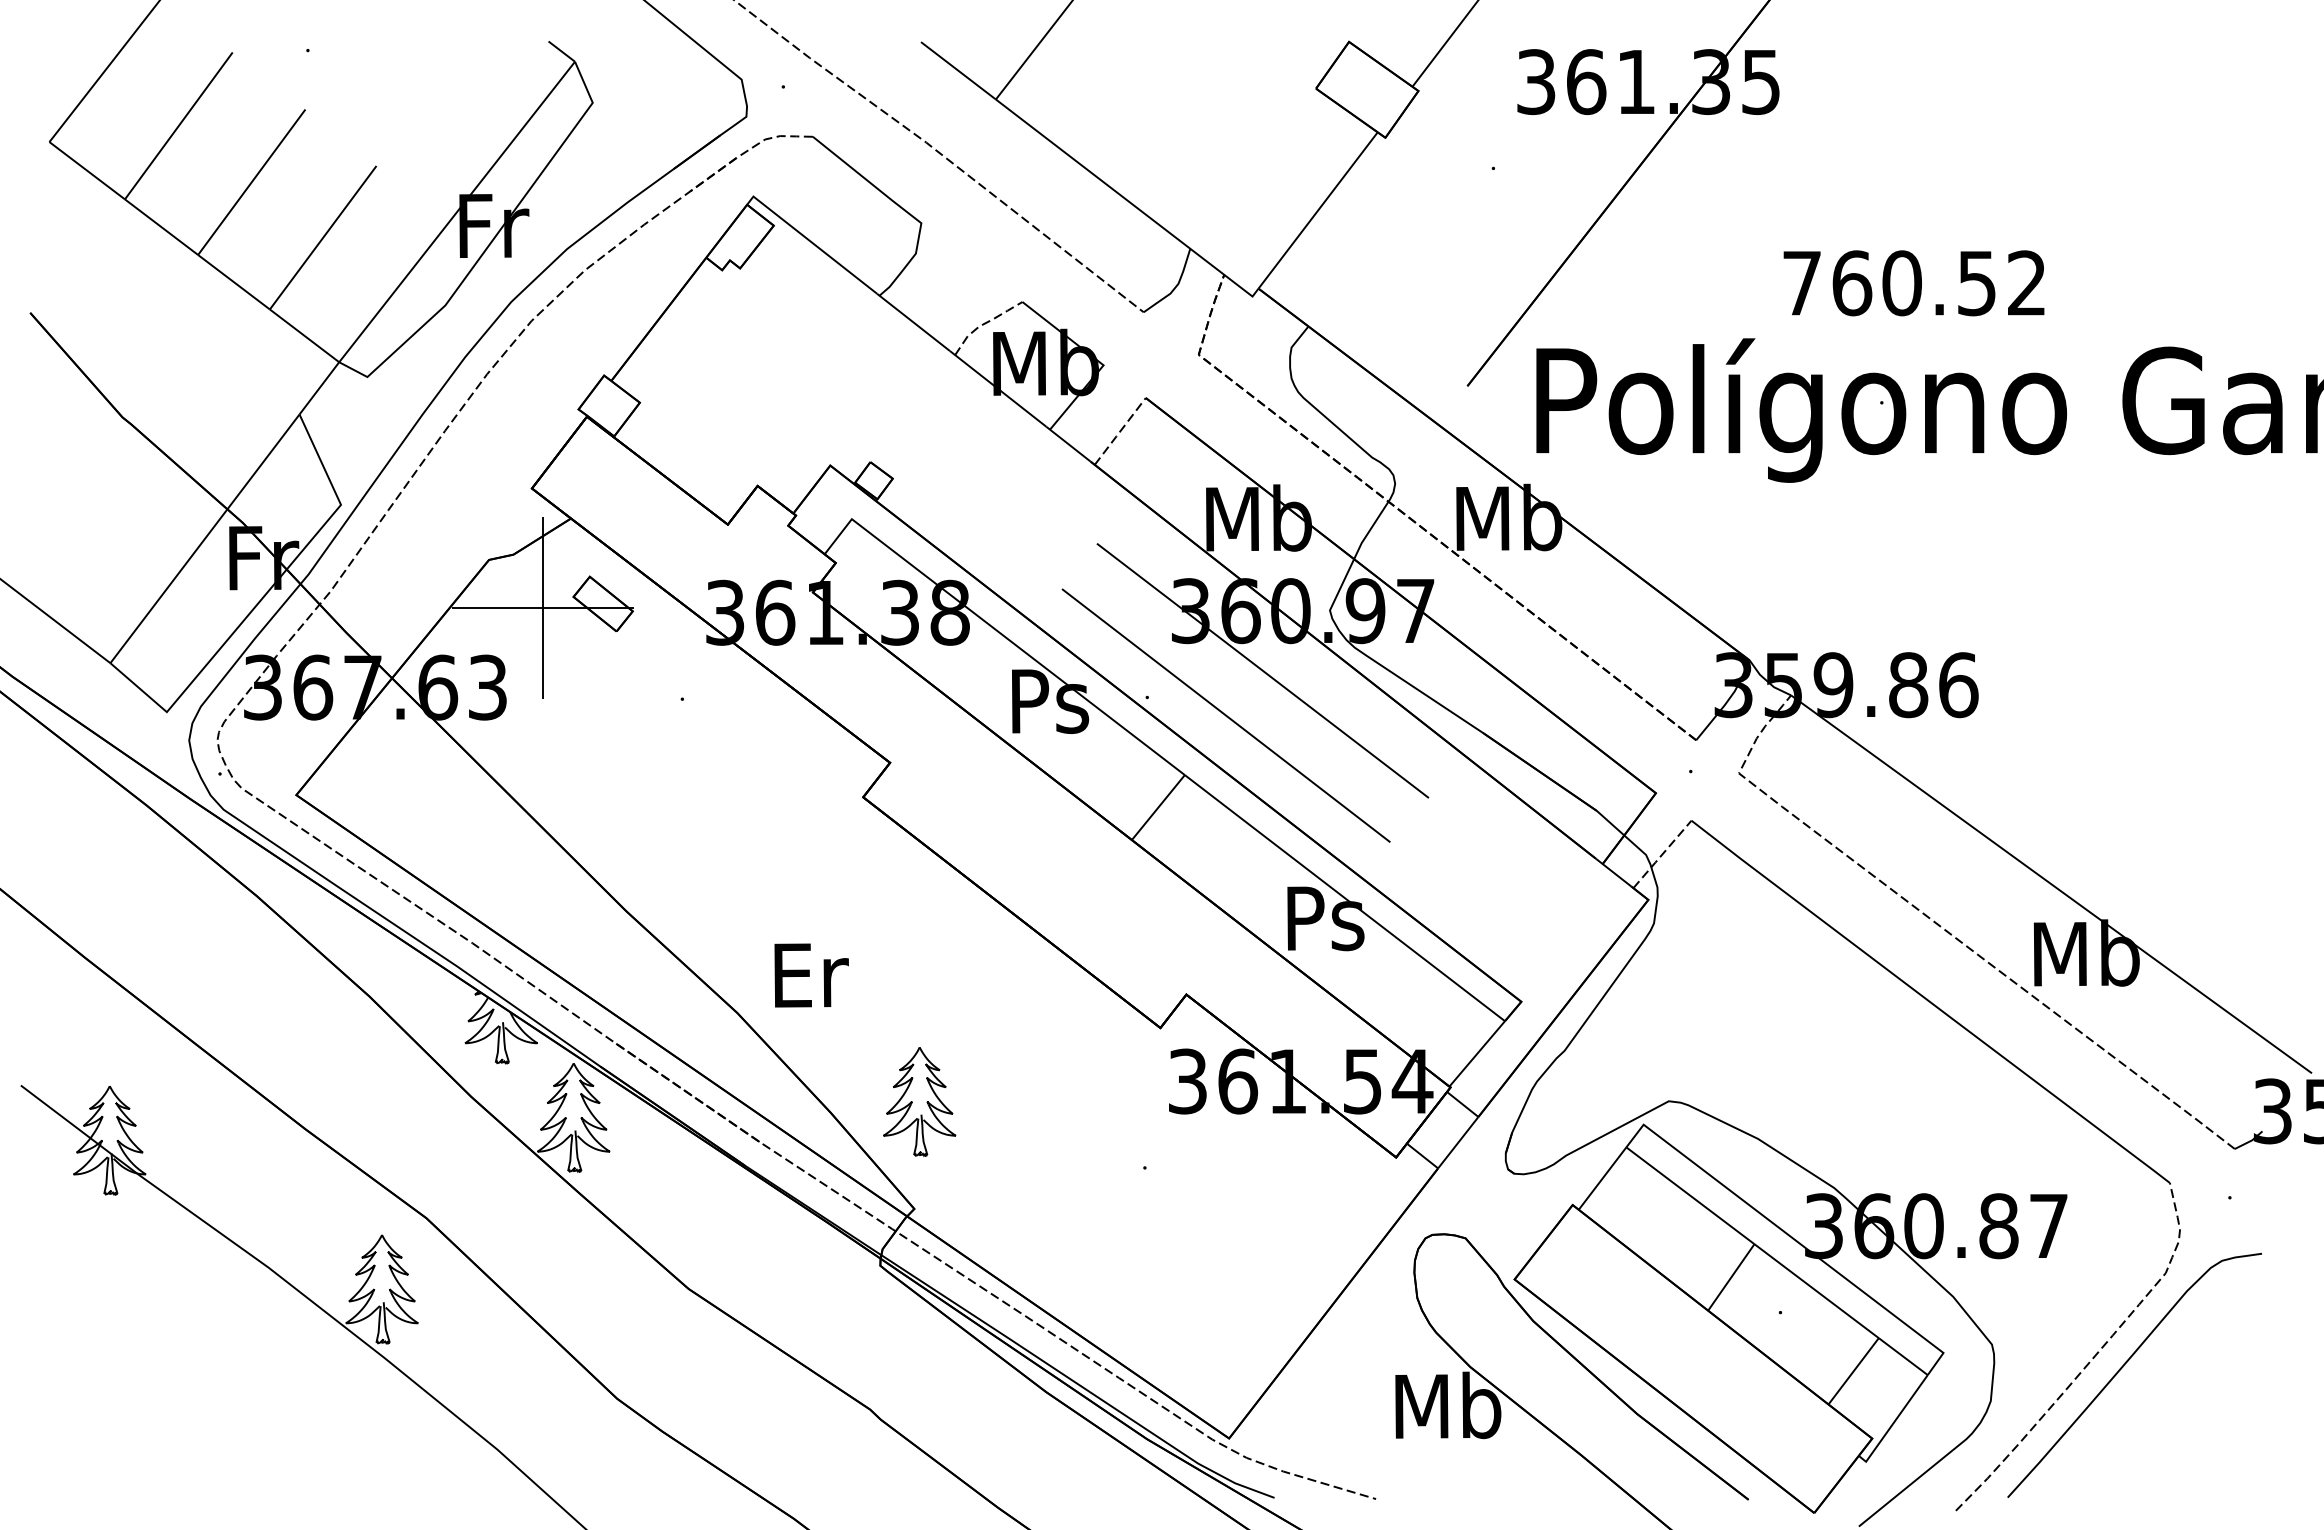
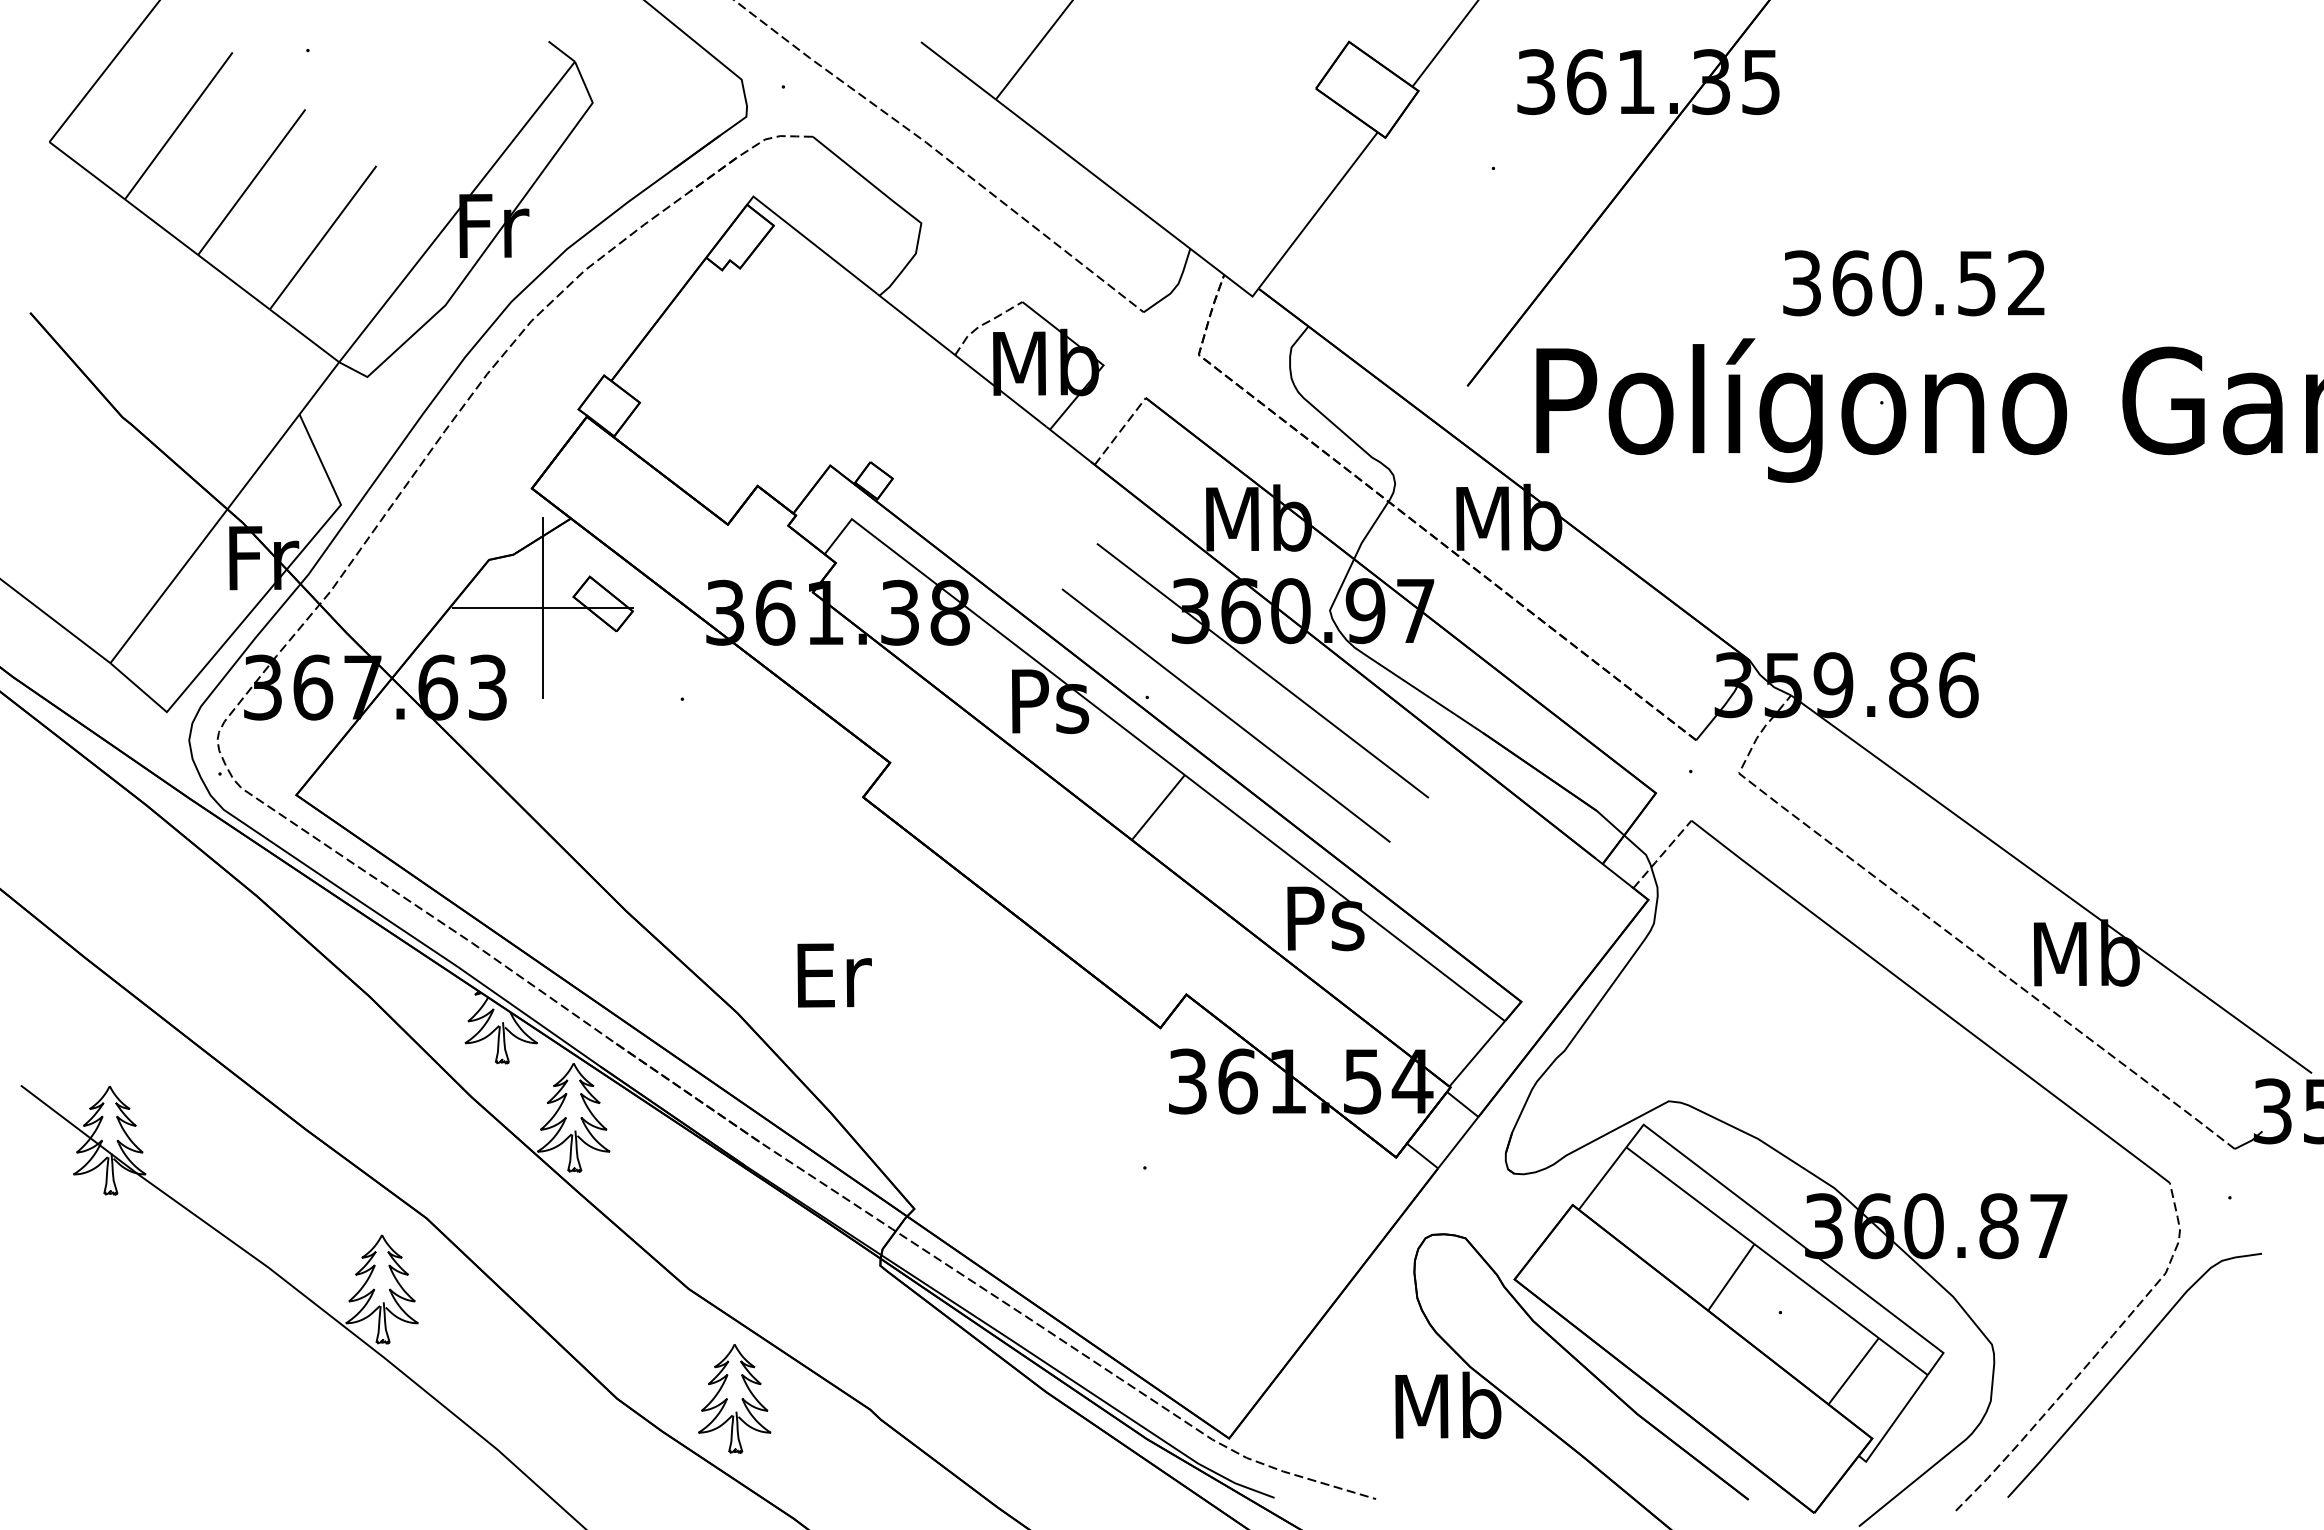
text: 760.52 -> 360.52 (1801, 283)
text position: (811, 975) -> (834, 975) (834, 975)
part position: (919, 1101) -> (734, 1398) (734, 1398)
